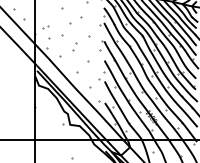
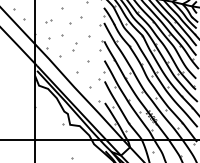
part position: (45, 27) -> (48, 21) (48, 21)
